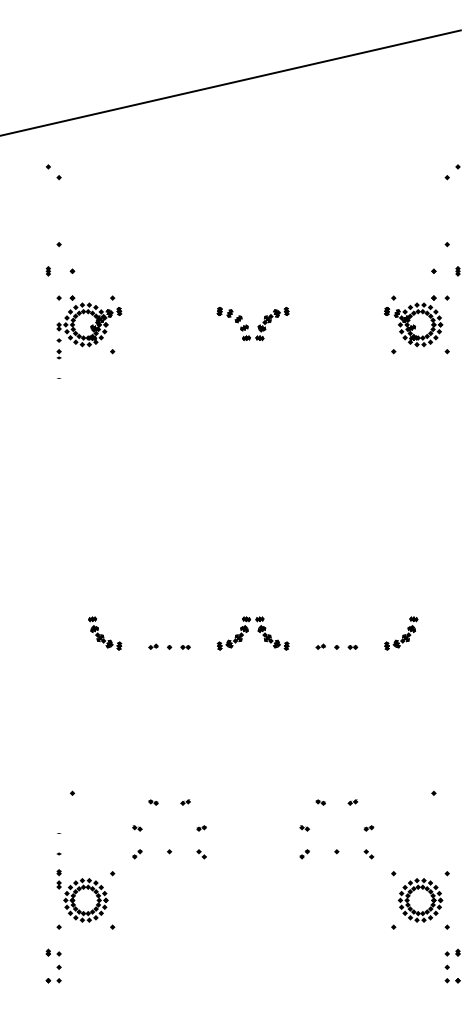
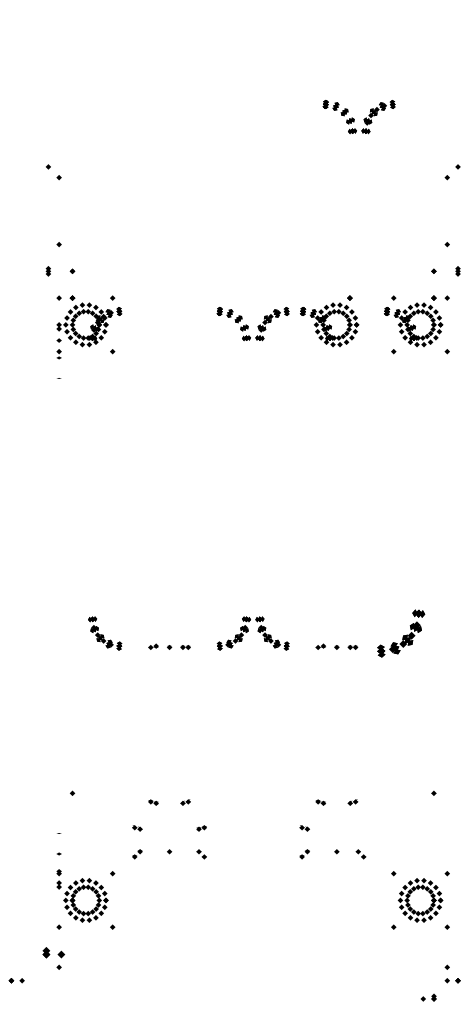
line: present -> none (231, 82)
part: none -> present (358, 117)
part: none -> present (329, 321)
part size: 35x35 px -> 49x49 px (401, 633)
part: present -> none (368, 828)
part position: (368, 854) -> (360, 854) (360, 854)
part size: 17x9 px -> 24x12 px (53, 952)
part position: (452, 952) -> (428, 997) (428, 997)
part position: (53, 980) -> (16, 980) (16, 980)
